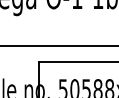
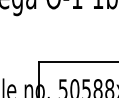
line: present -> none (58, 46)
